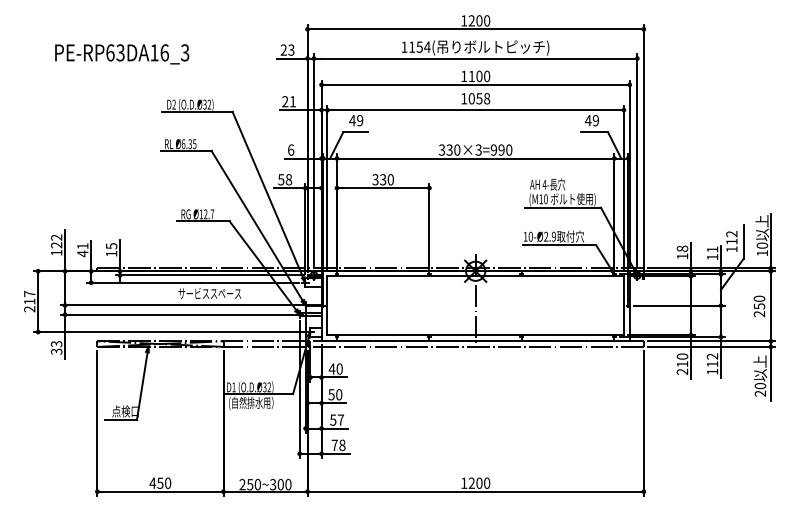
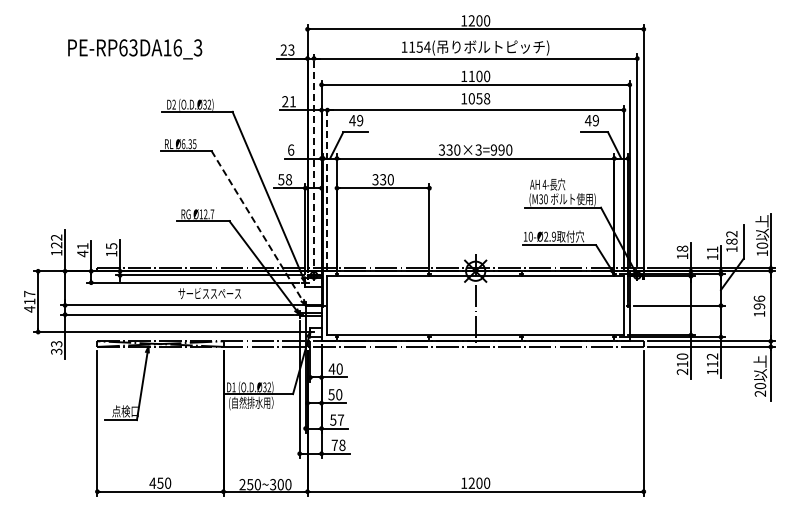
text position: (122, 54) -> (135, 49) (135, 49)
line: solid -> dashed (314, 159)
line: solid -> dashed (327, 187)
text: (M10 -> (M30 (540, 199)
line: solid -> dashed (258, 228)
text: 112 -> 182 (731, 241)
text: 250 -> 196 (758, 306)
text: 217 -> 417 (29, 309)
